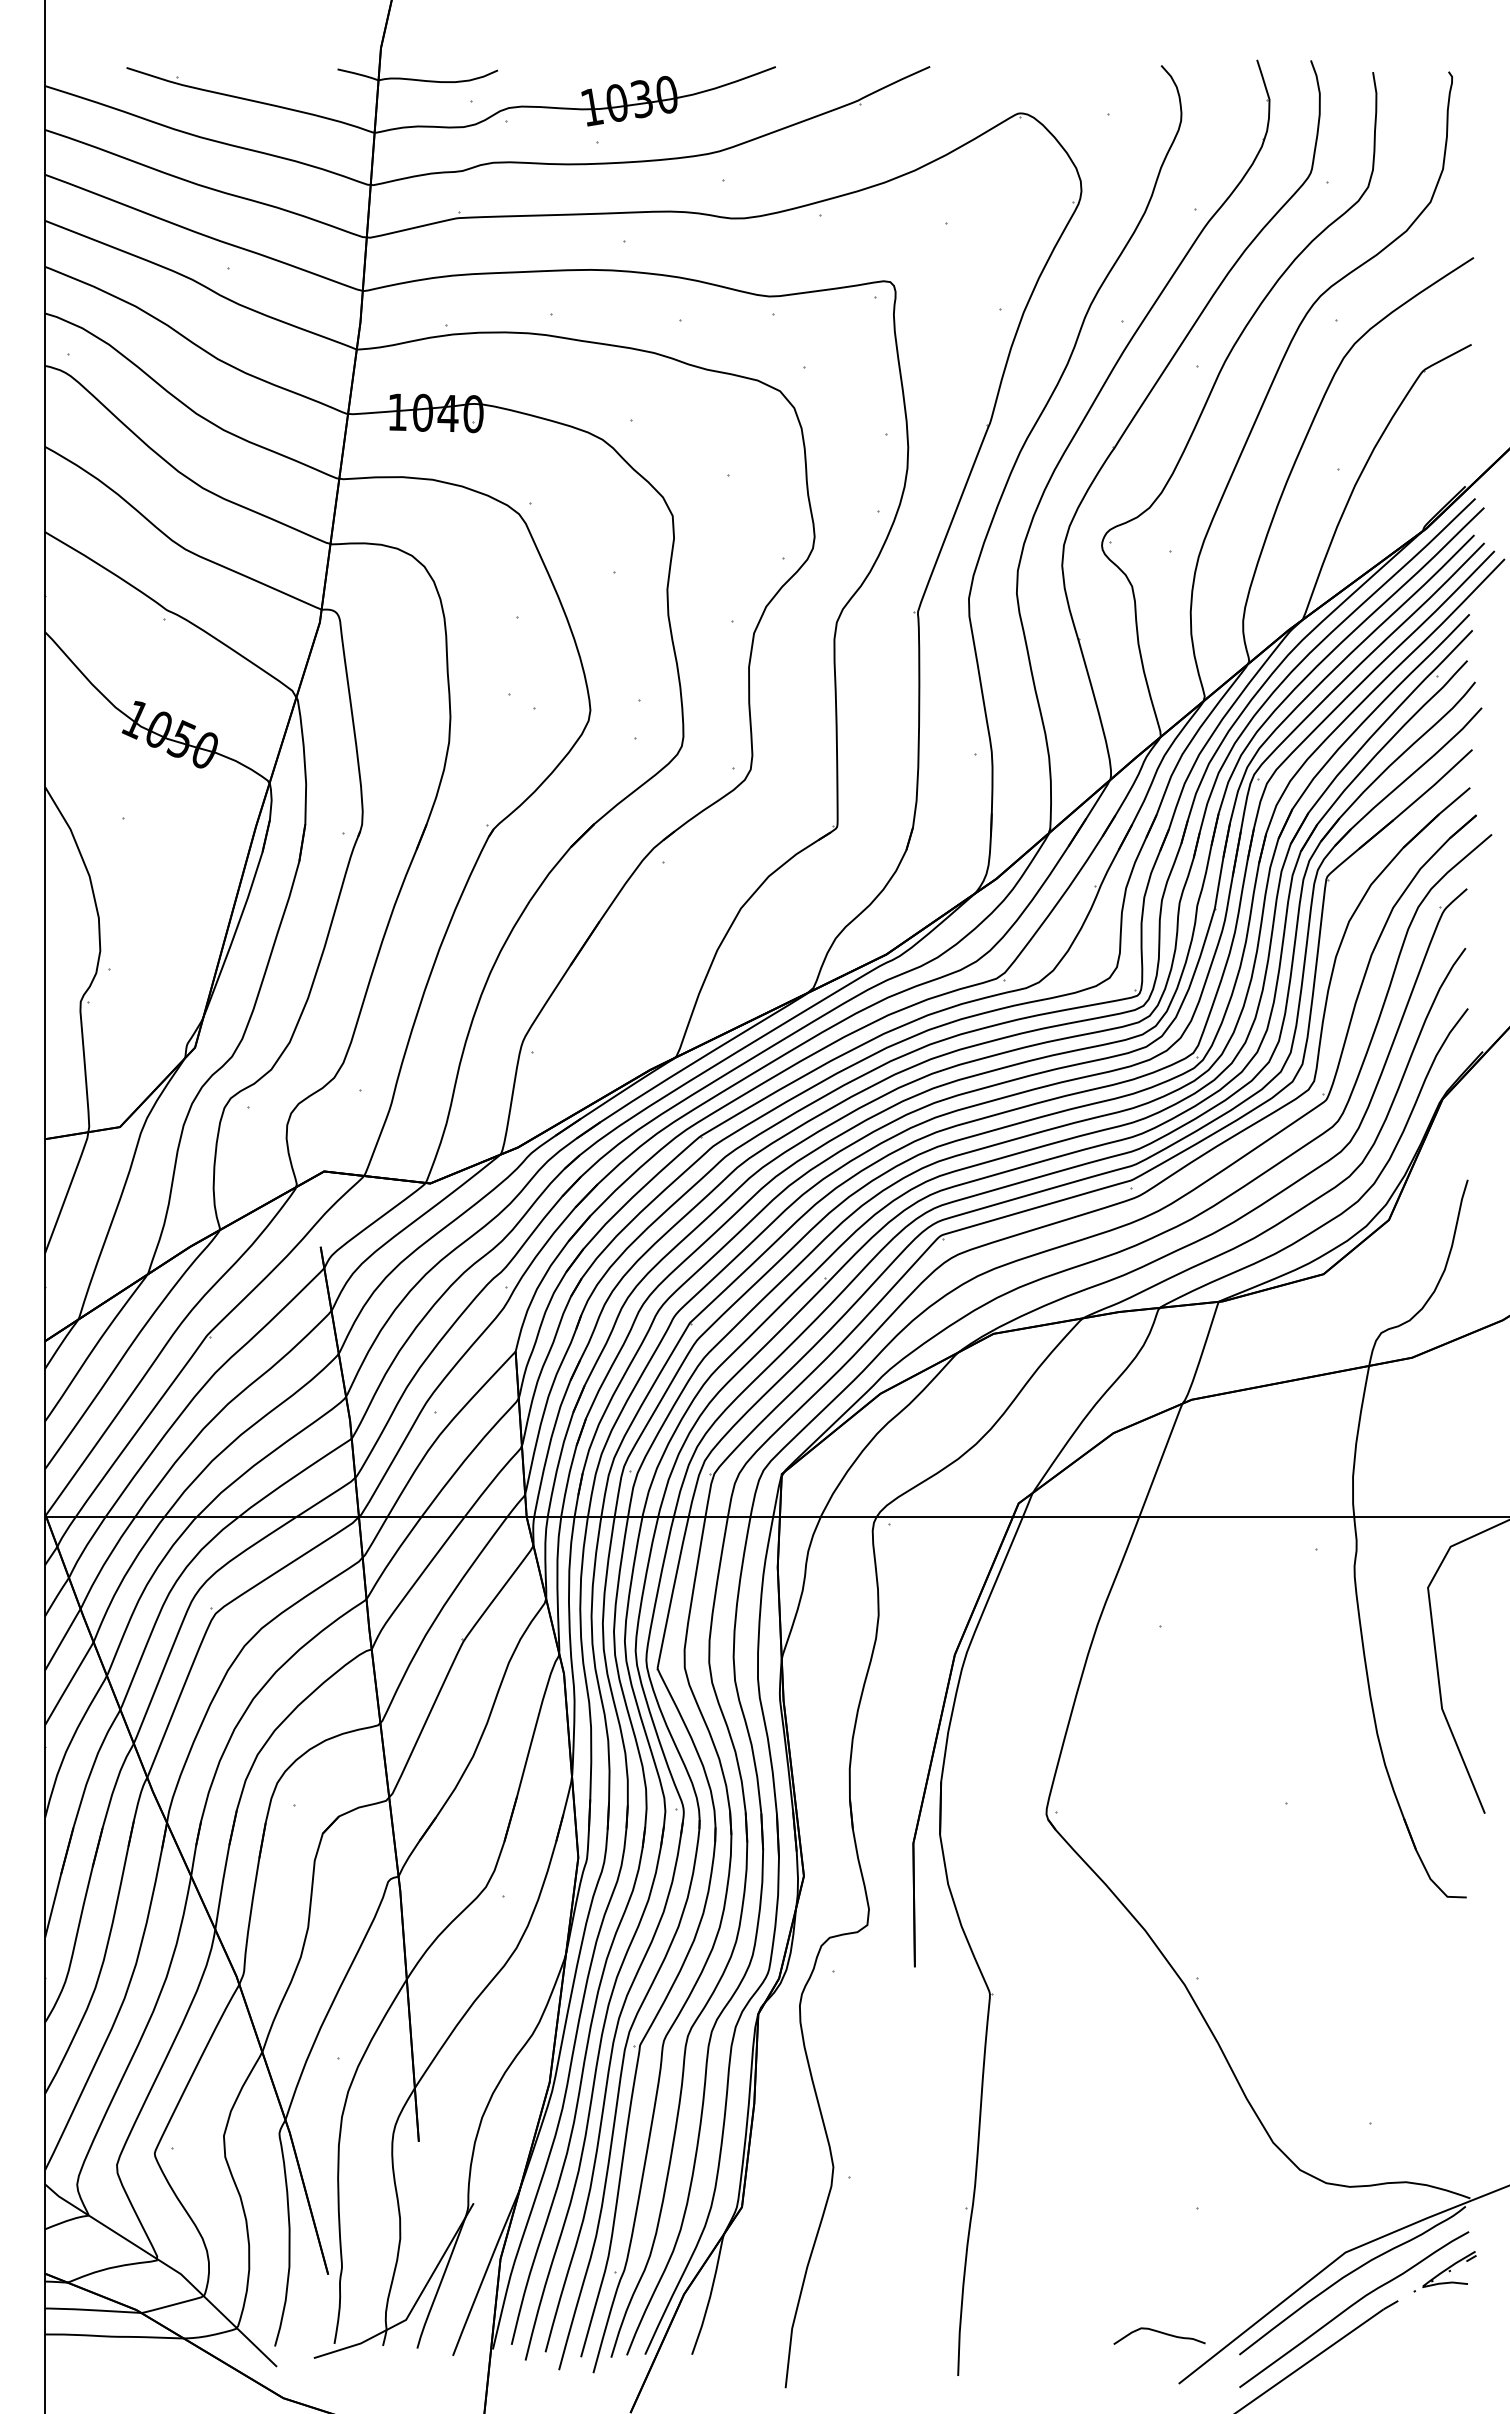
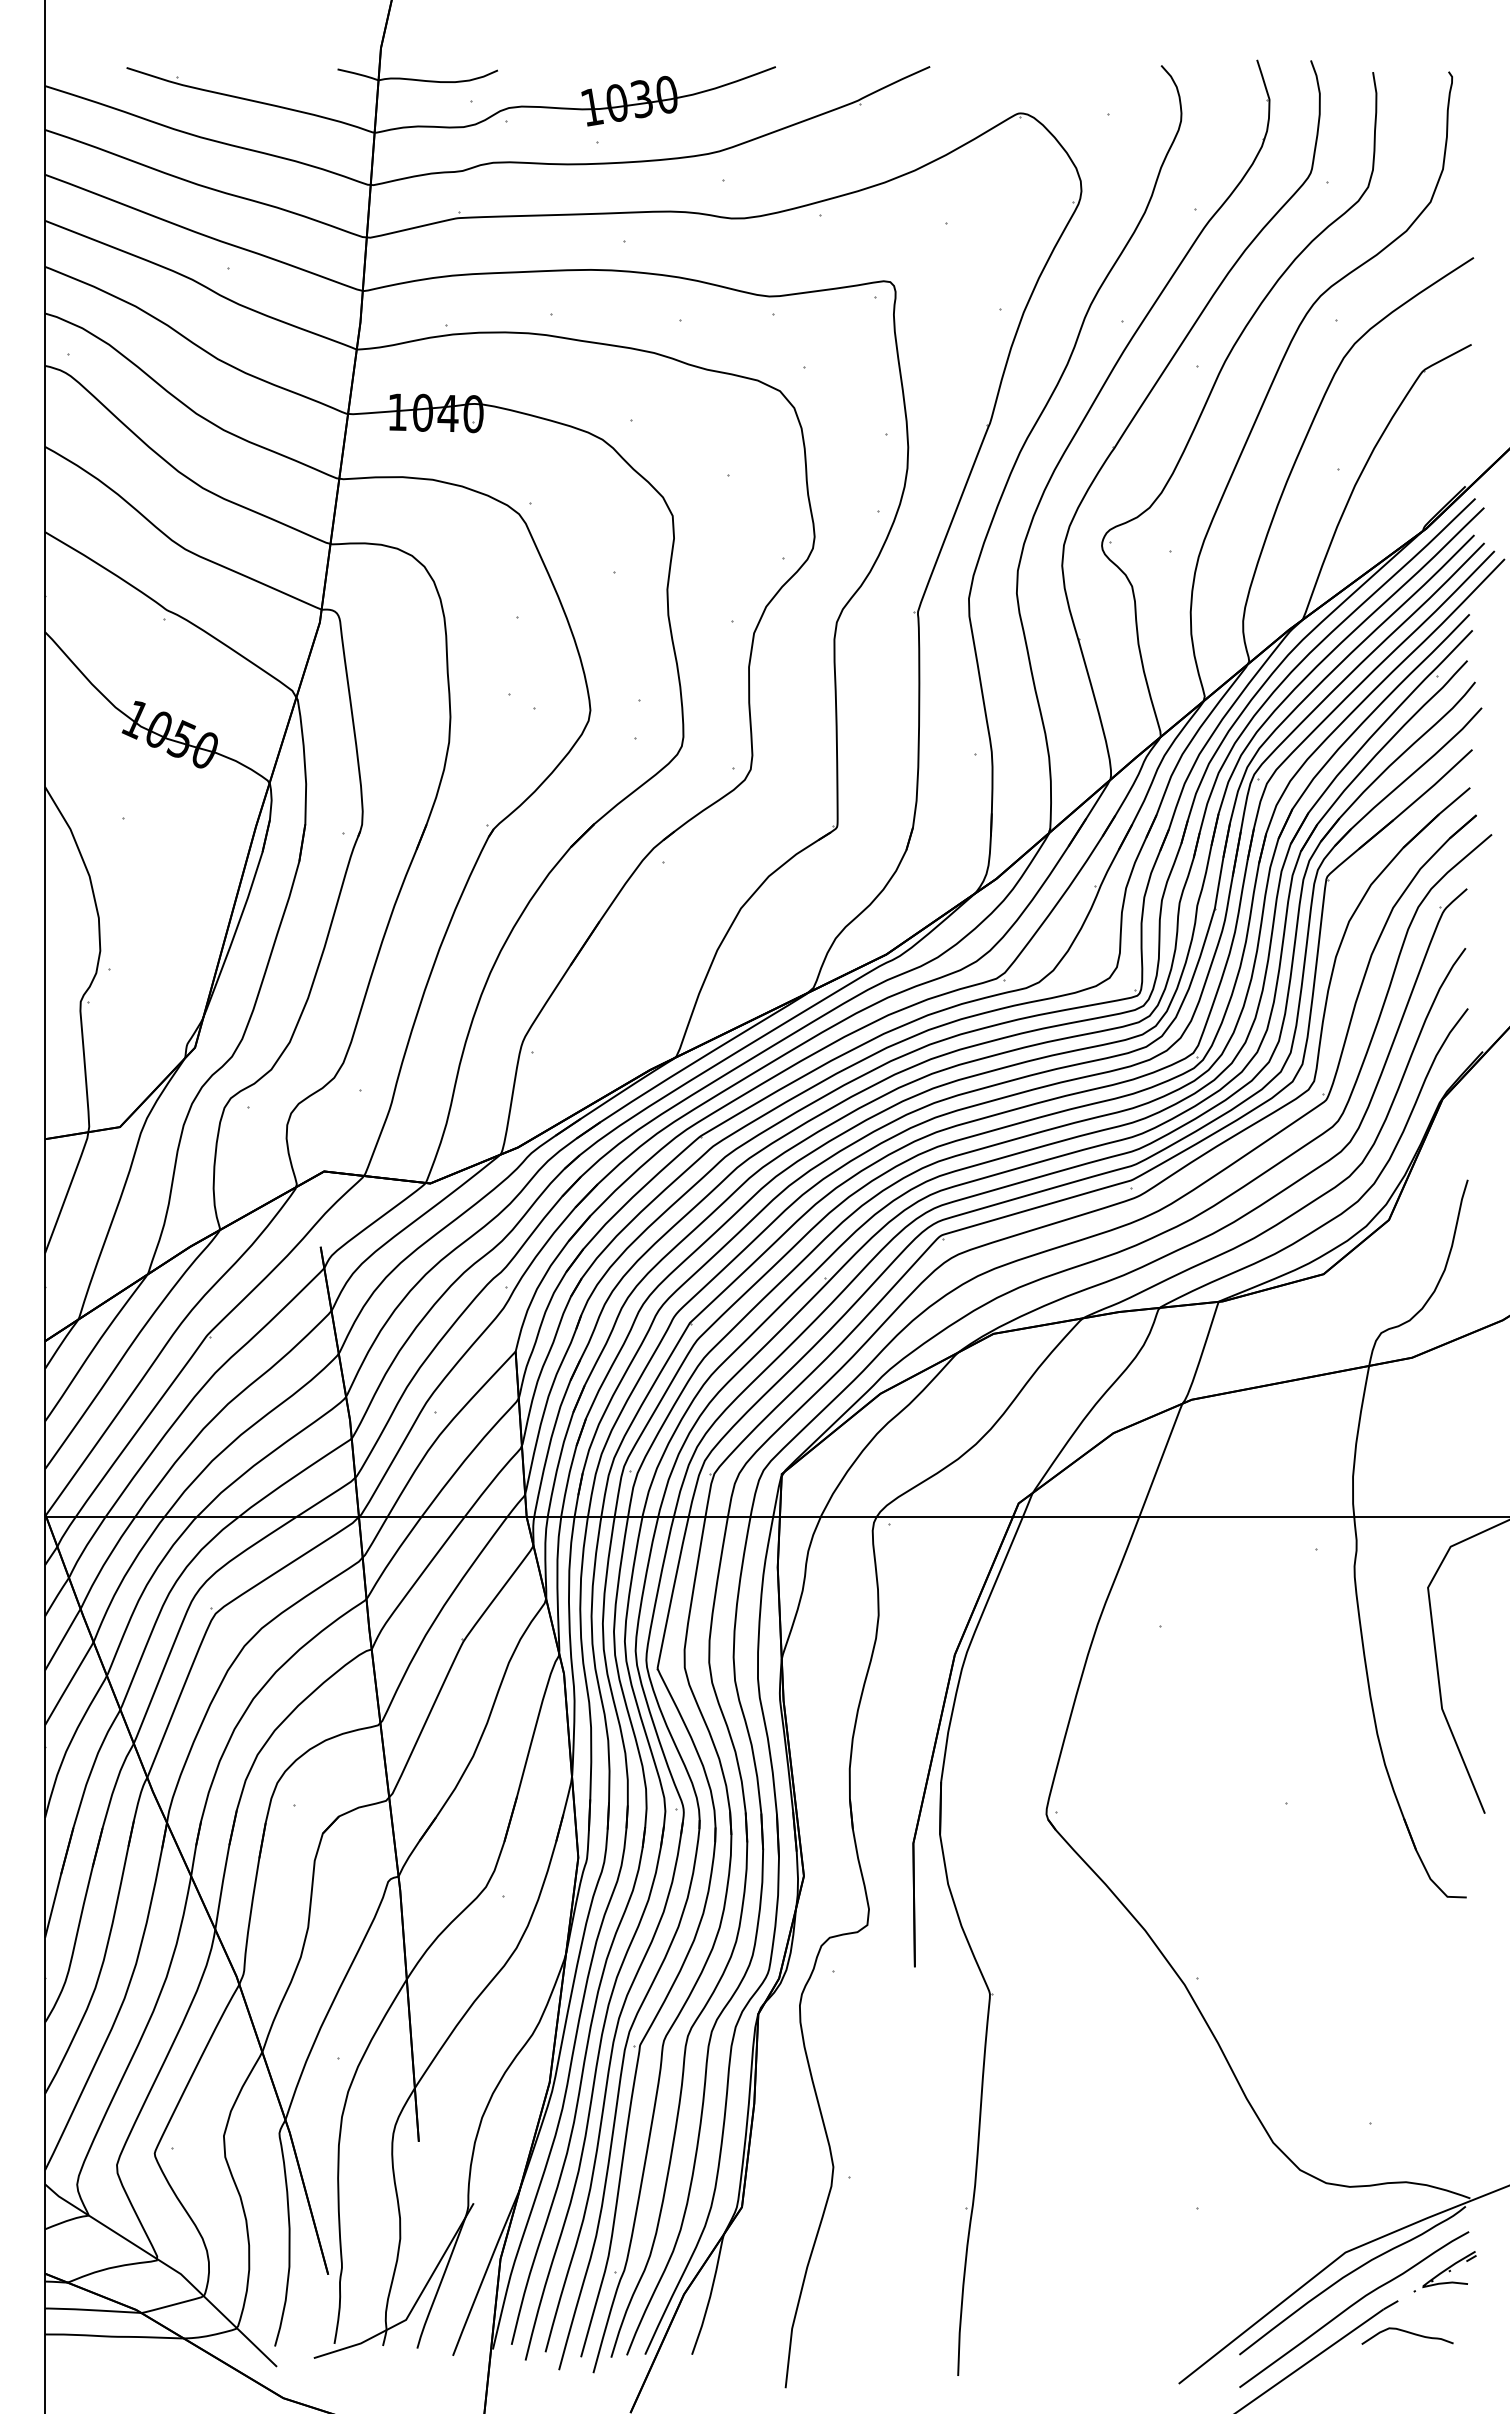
curve position: (1160, 2333) -> (1408, 2333) (1408, 2333)
